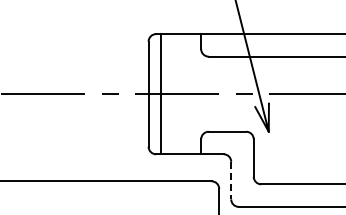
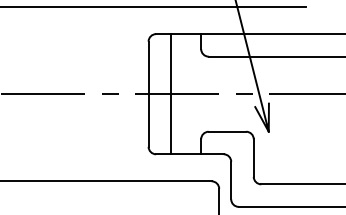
line: none -> present (154, 7)
line position: (161, 94) -> (171, 94) (171, 94)
line: dashed -> solid (231, 180)
